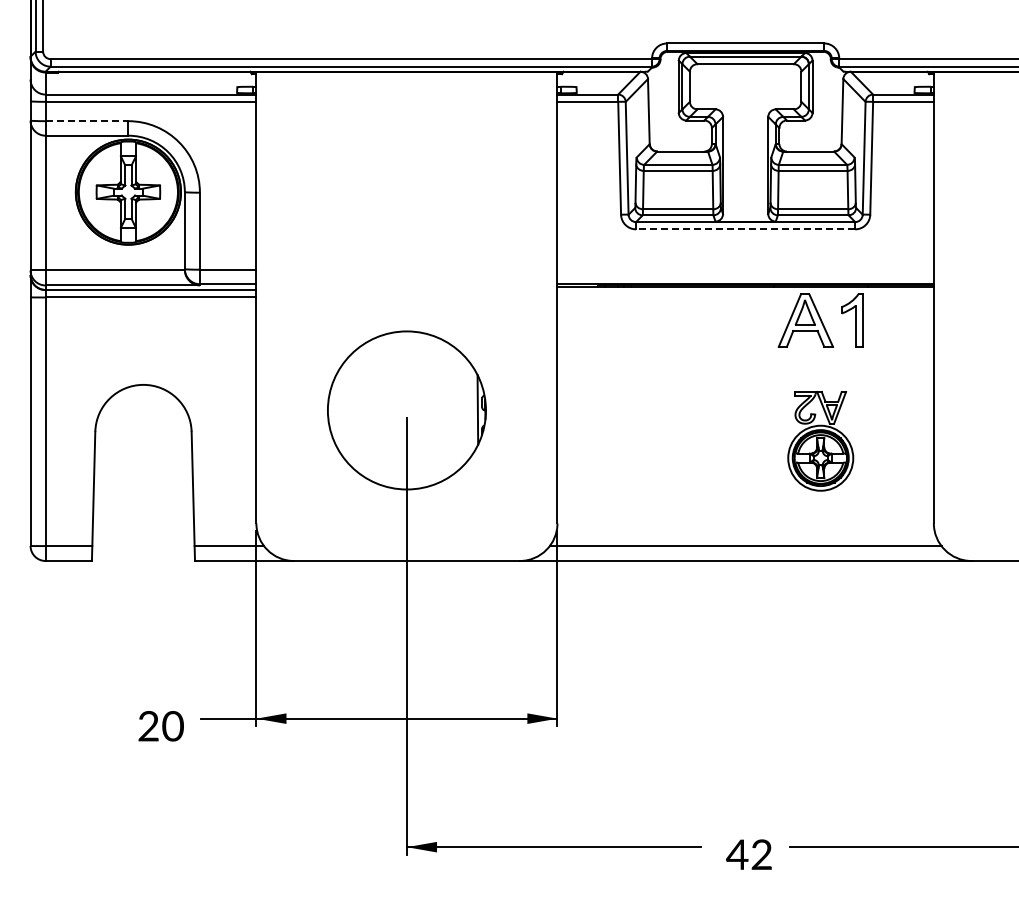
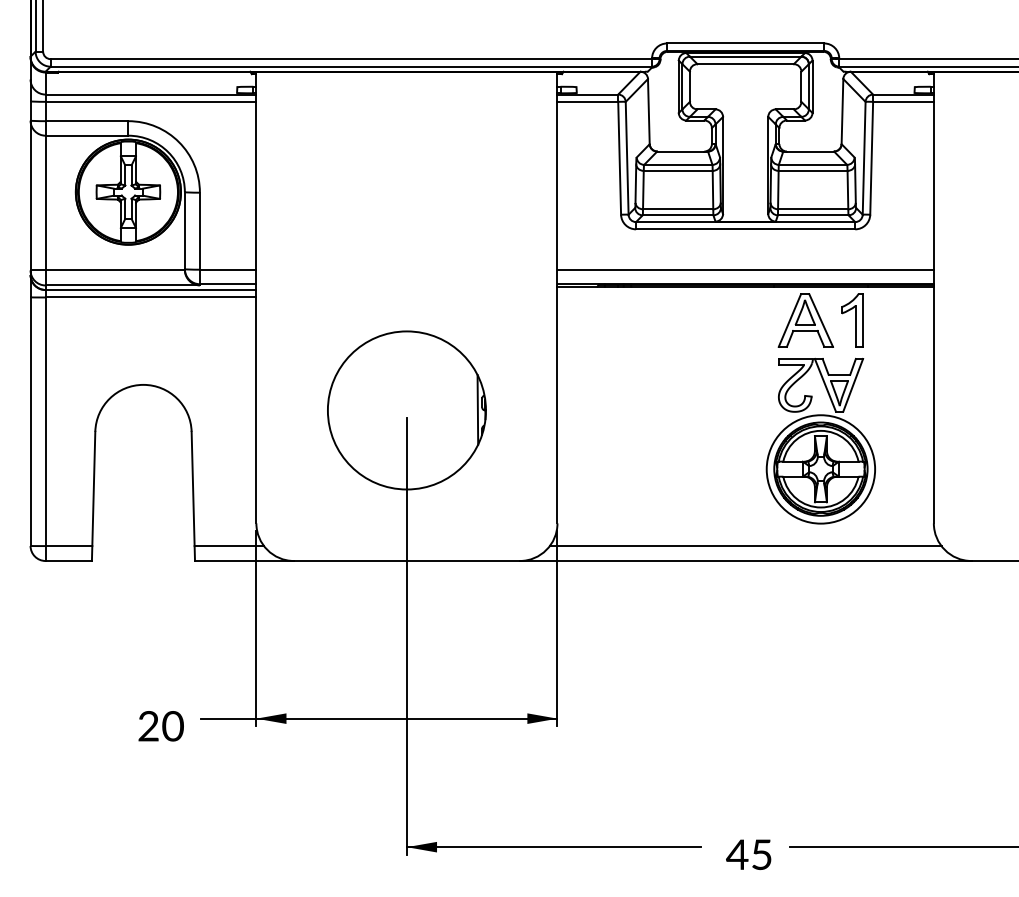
line: dashed -> solid (87, 121)
line: dashed -> solid (745, 229)
line: none -> present (745, 269)
part size: 68x101 px -> 111x167 px (820, 441)
text: 42 -> 45 (761, 854)
